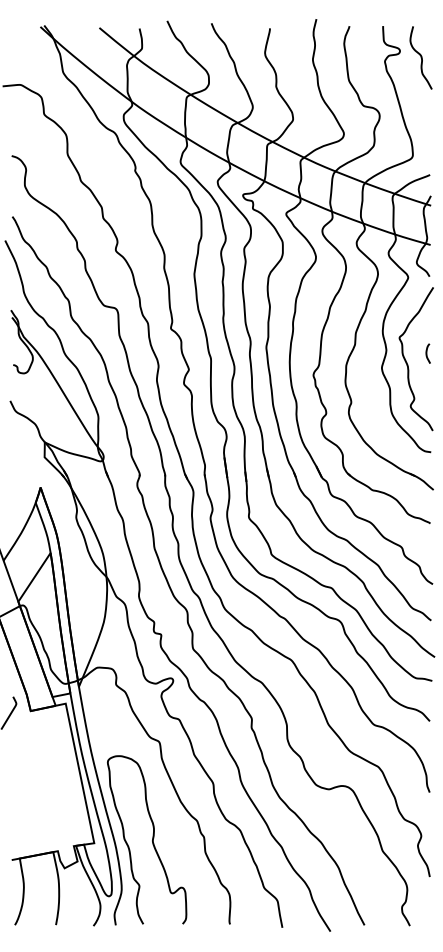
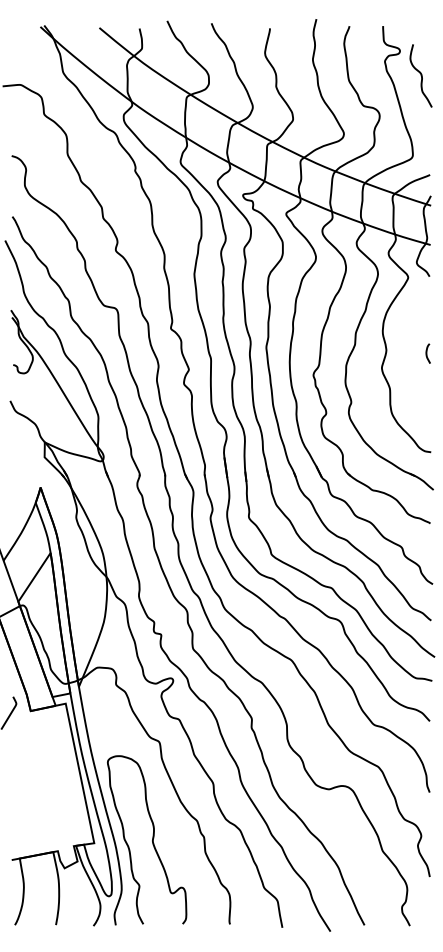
curve position: (420, 57) -> (420, 75) (420, 75)
curve: present -> none (407, 362)
